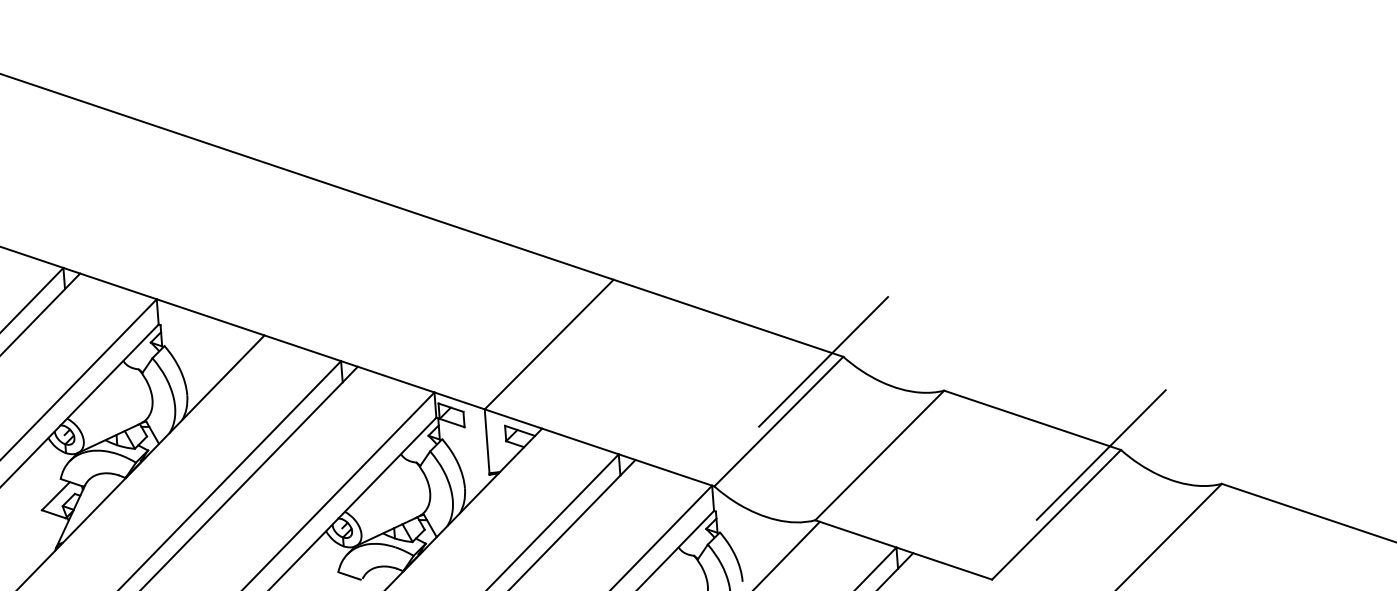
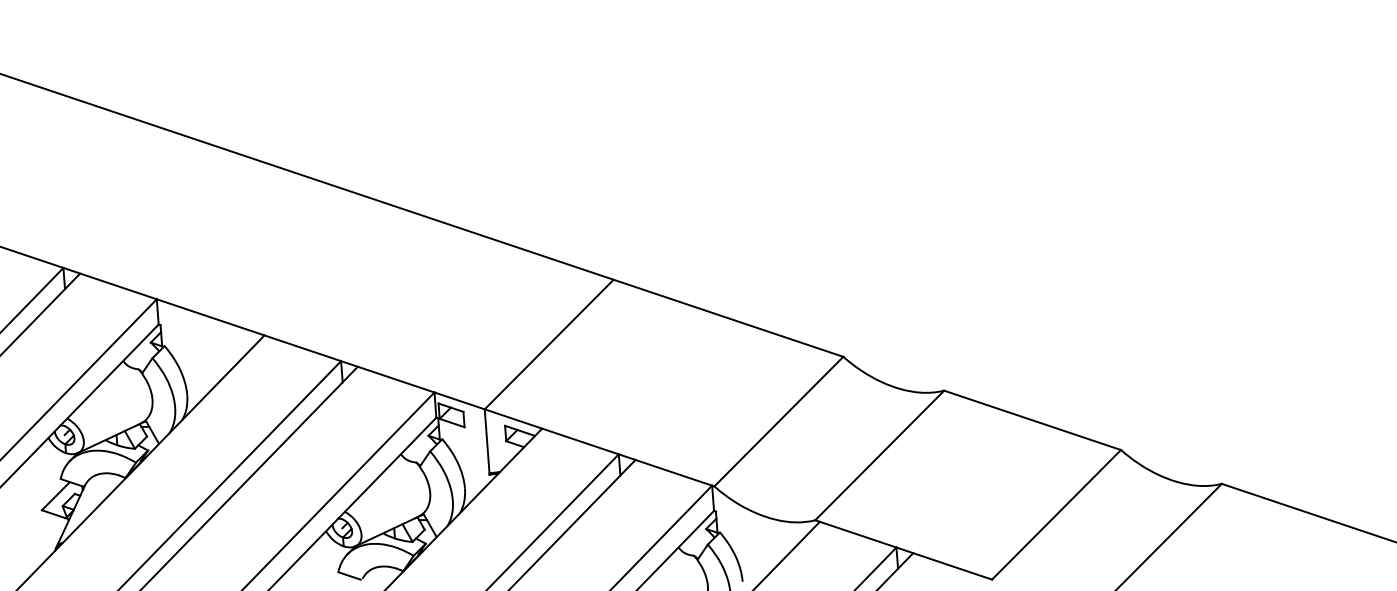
line: present -> none (823, 361)
line: present -> none (1100, 454)
